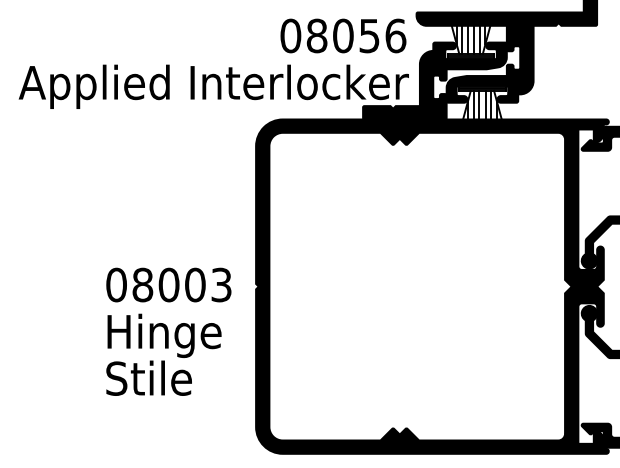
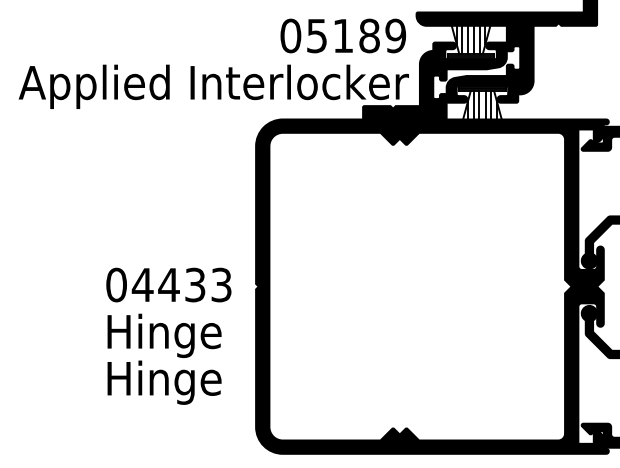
text: 08056 -> 05189 (356, 35)
text: 08003 -> 04433 (168, 284)
text: Stile -> Hinge (163, 382)
